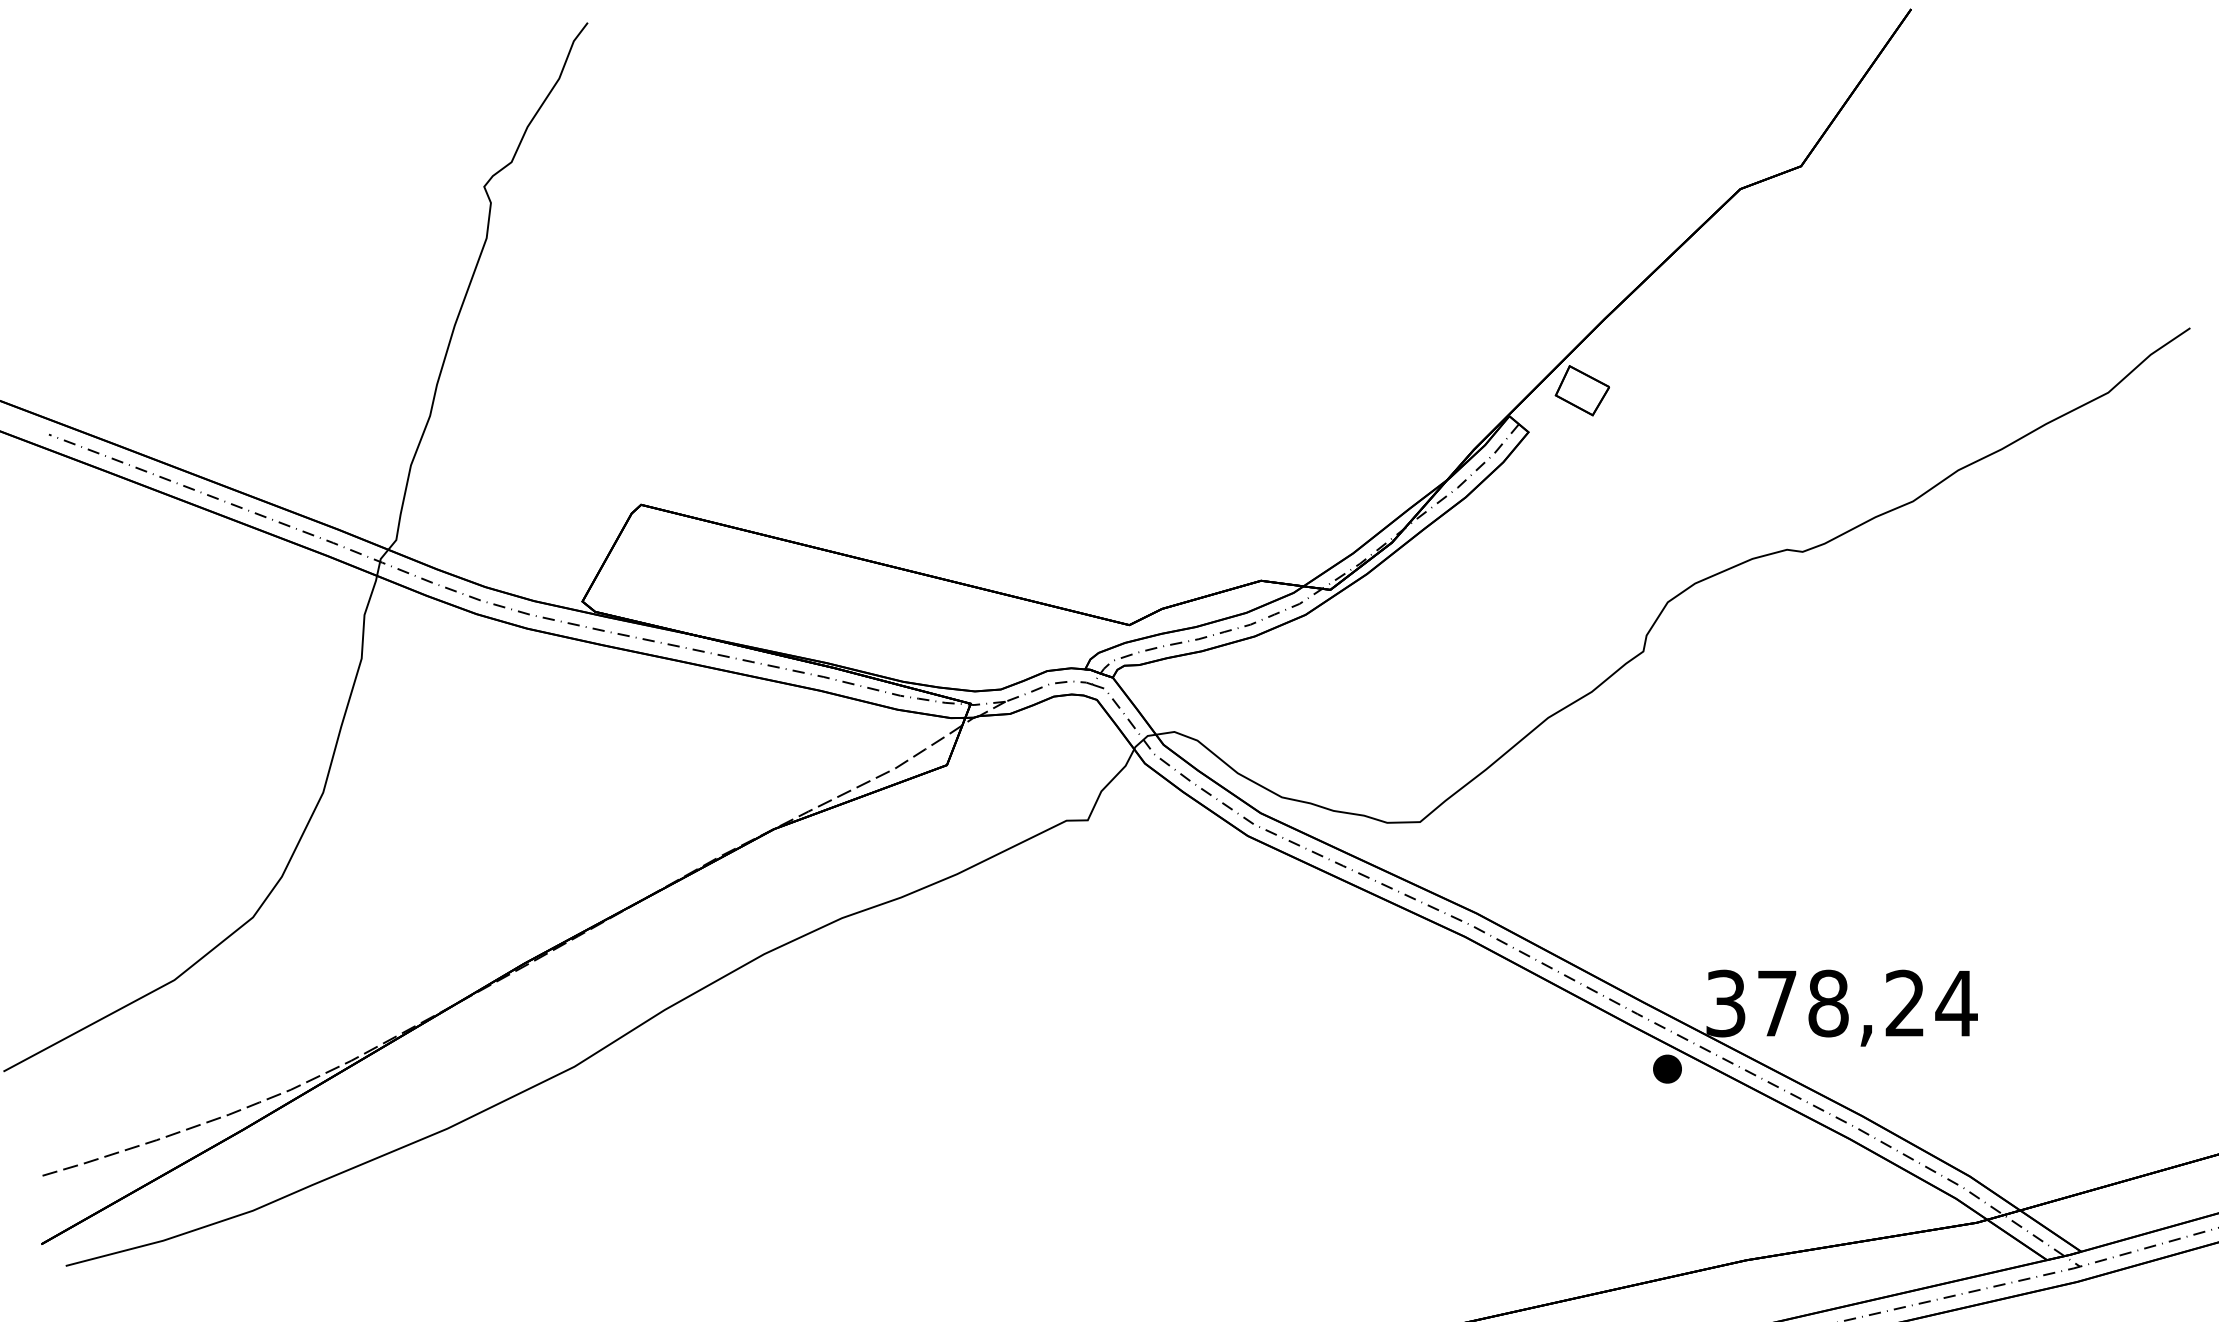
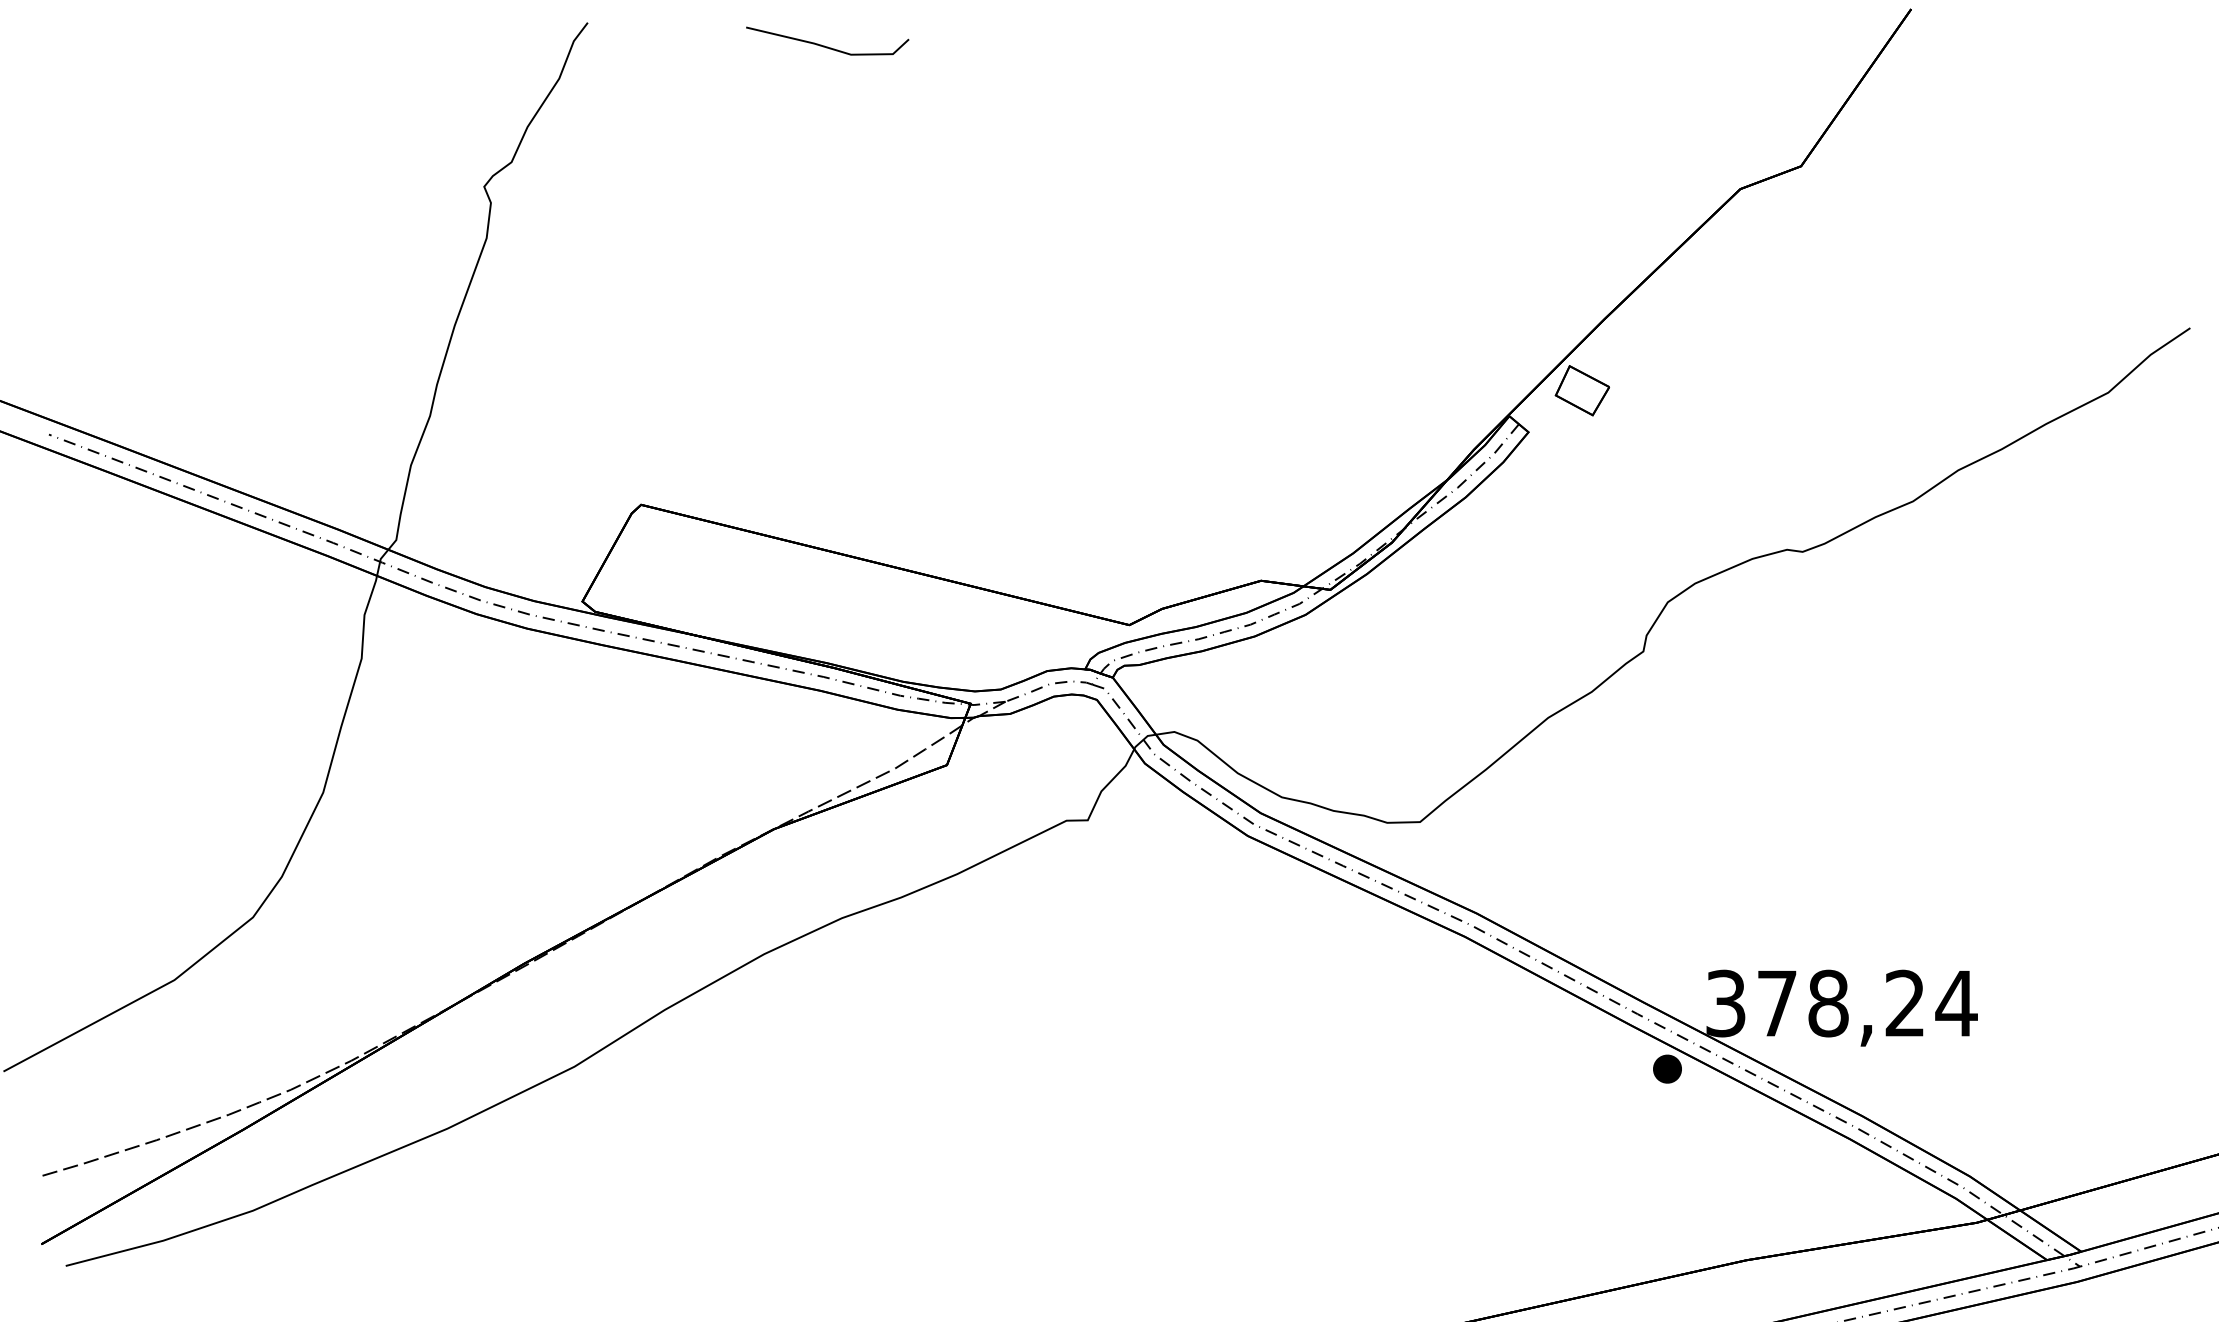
line: none -> present (824, 45)
